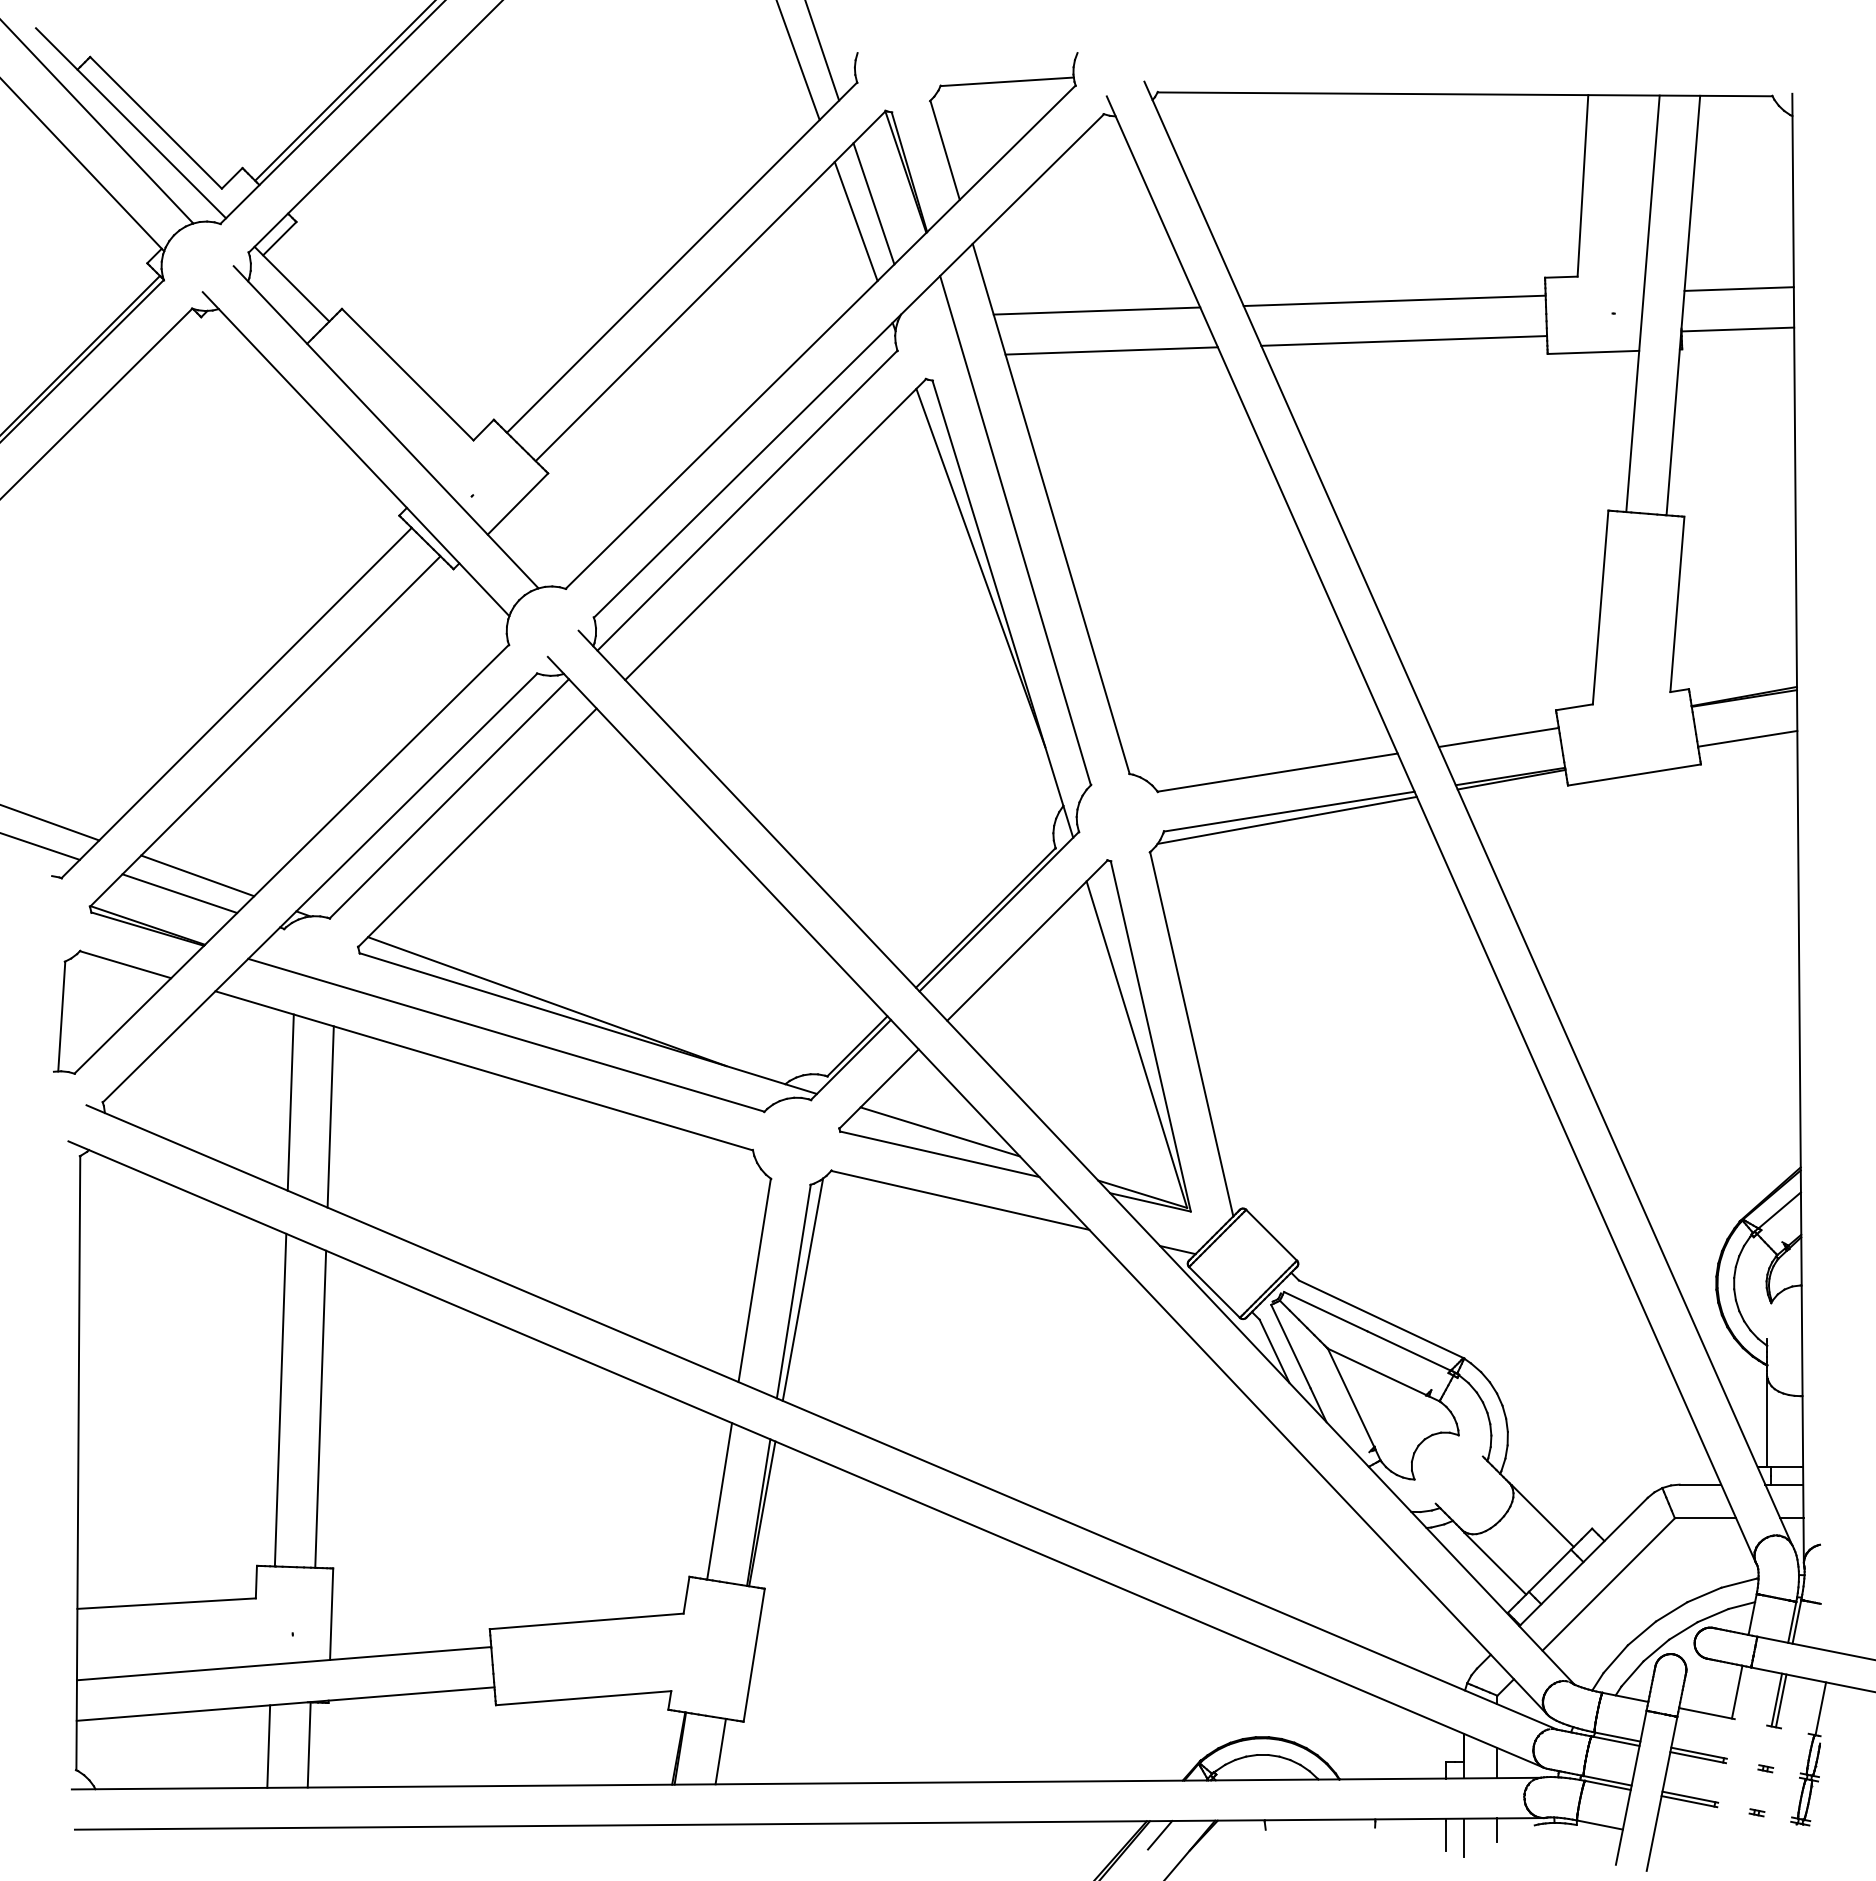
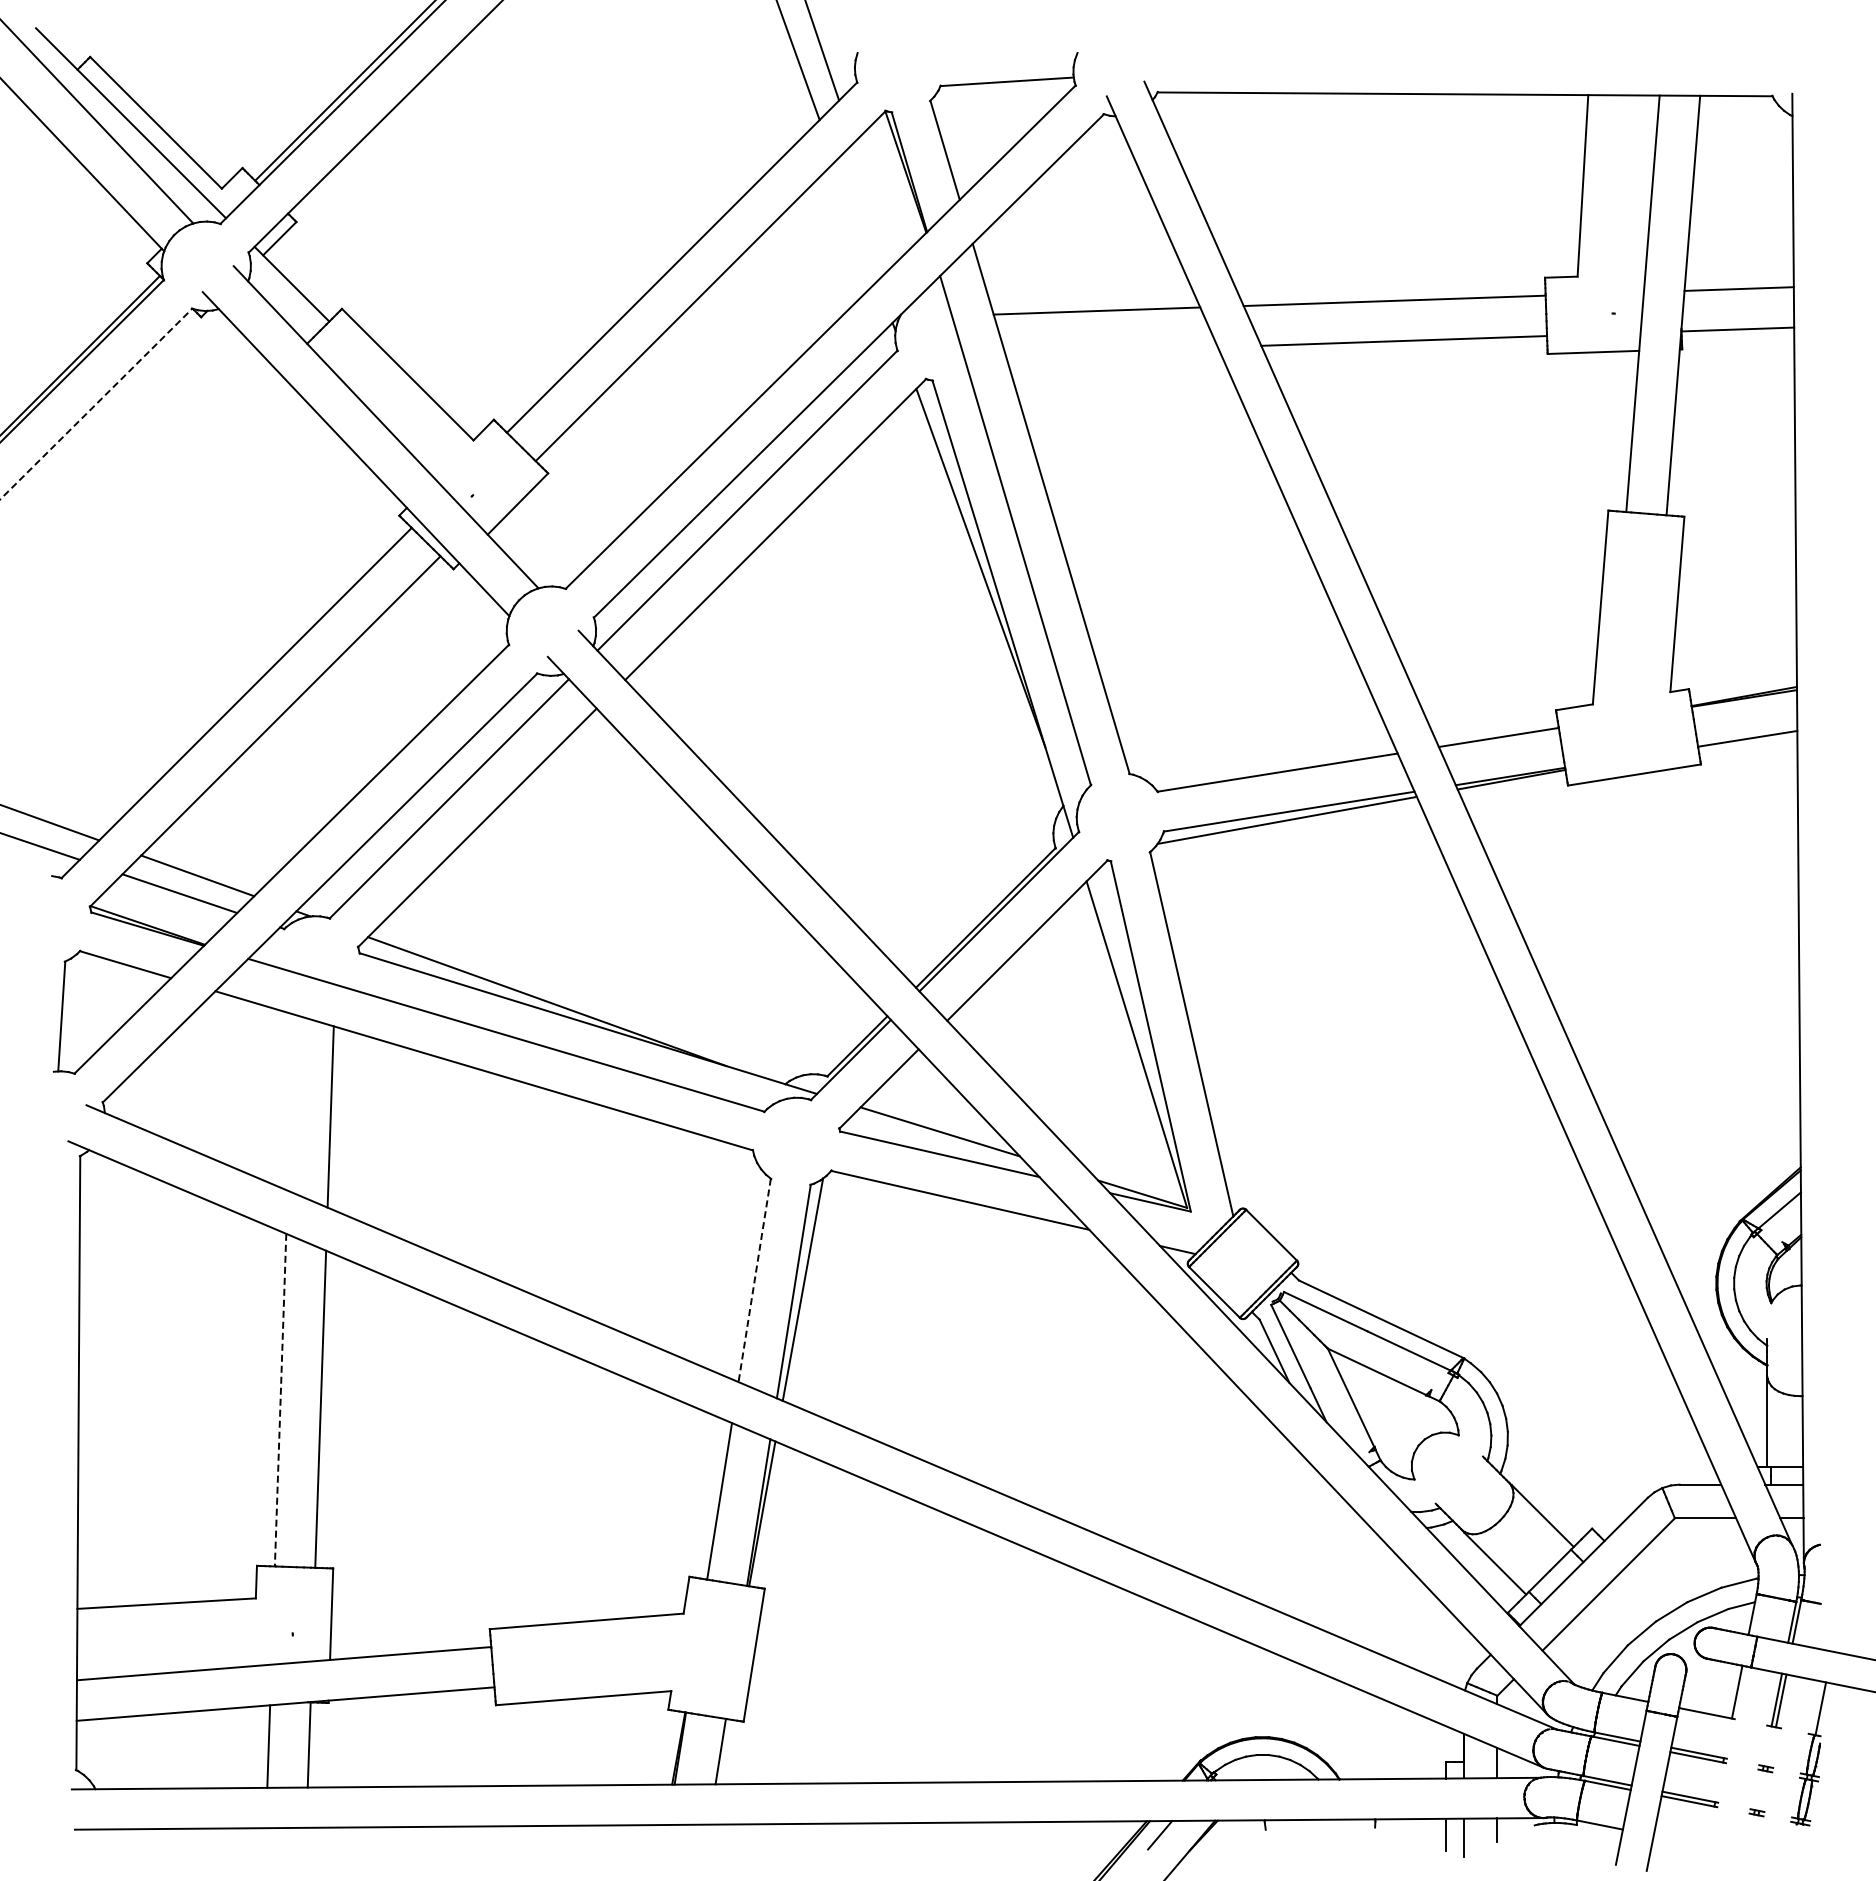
line: present -> none (873, 203)
line: present -> none (855, 221)
line: present -> none (1111, 350)
line: solid -> dashed (96, 403)
line: present -> none (290, 1102)
line: solid -> dashed (754, 1280)
line: solid -> dashed (280, 1400)
